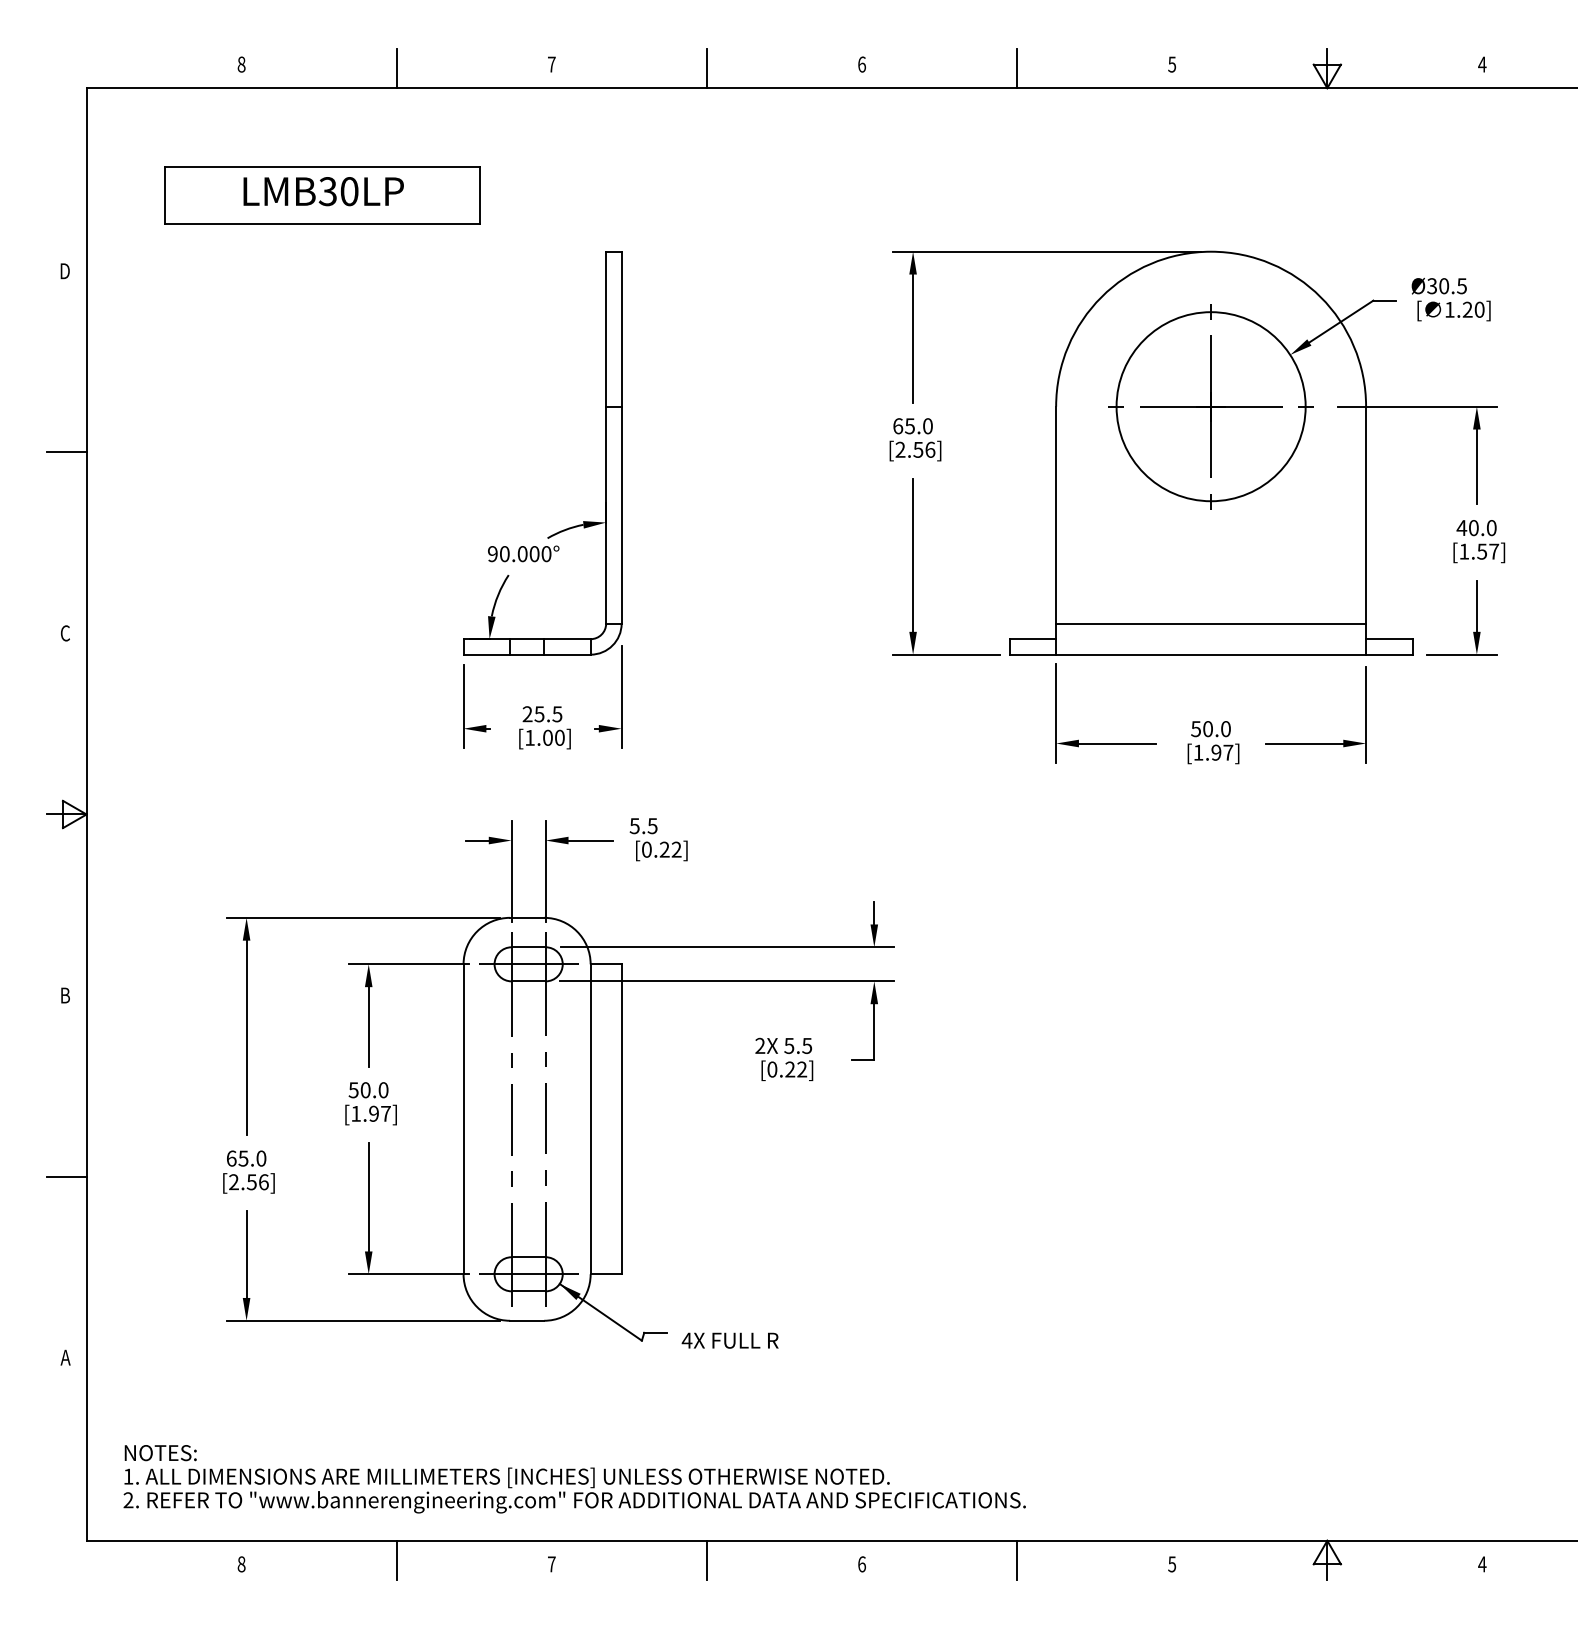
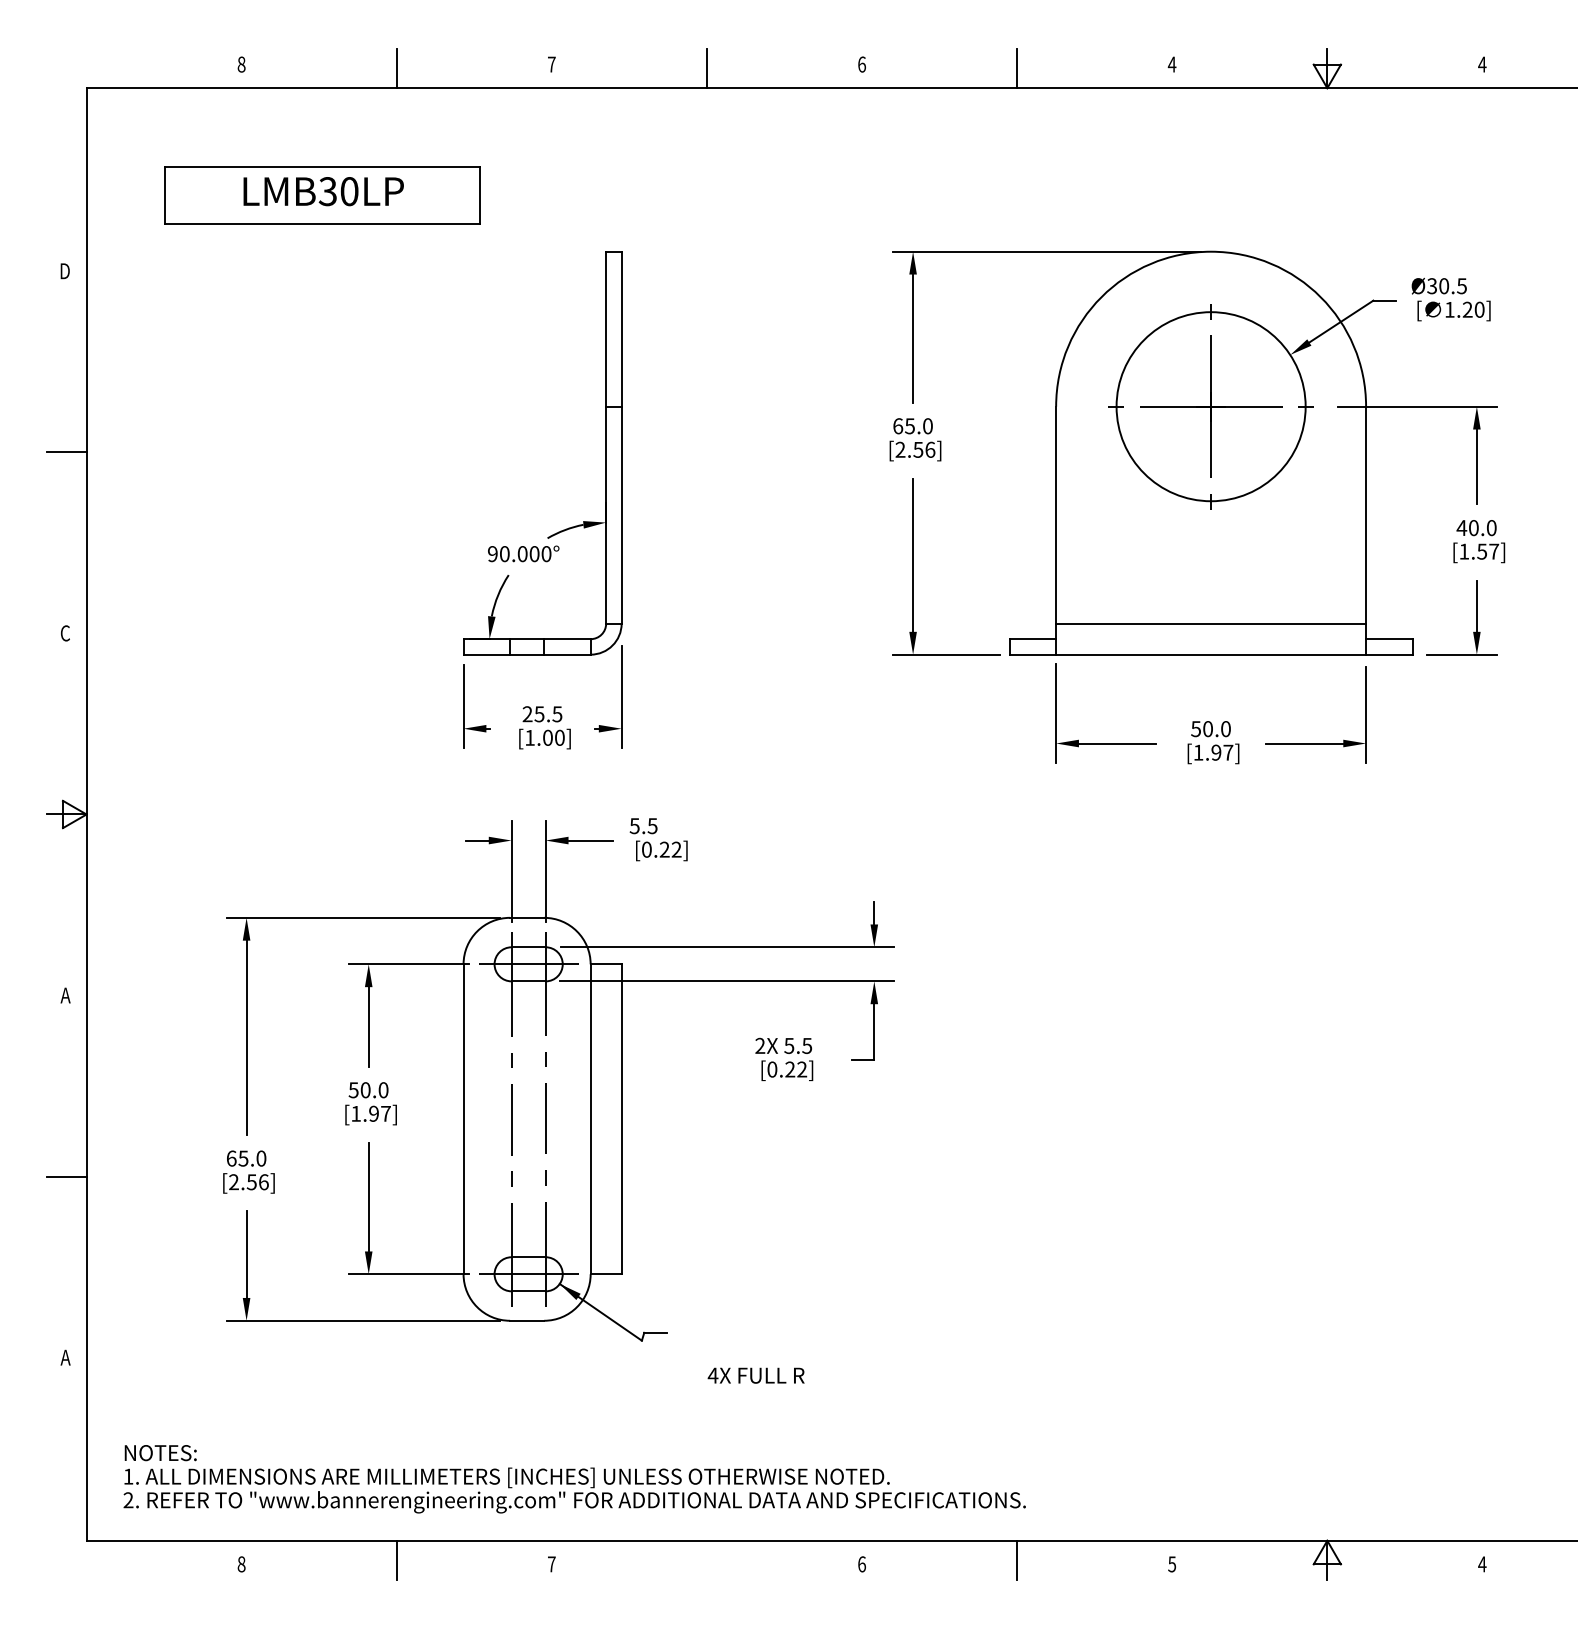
text: 5 -> 4 (1171, 64)
text: B -> A (65, 995)
text position: (729, 1340) -> (755, 1375) (755, 1375)
line: present -> none (706, 1560)
